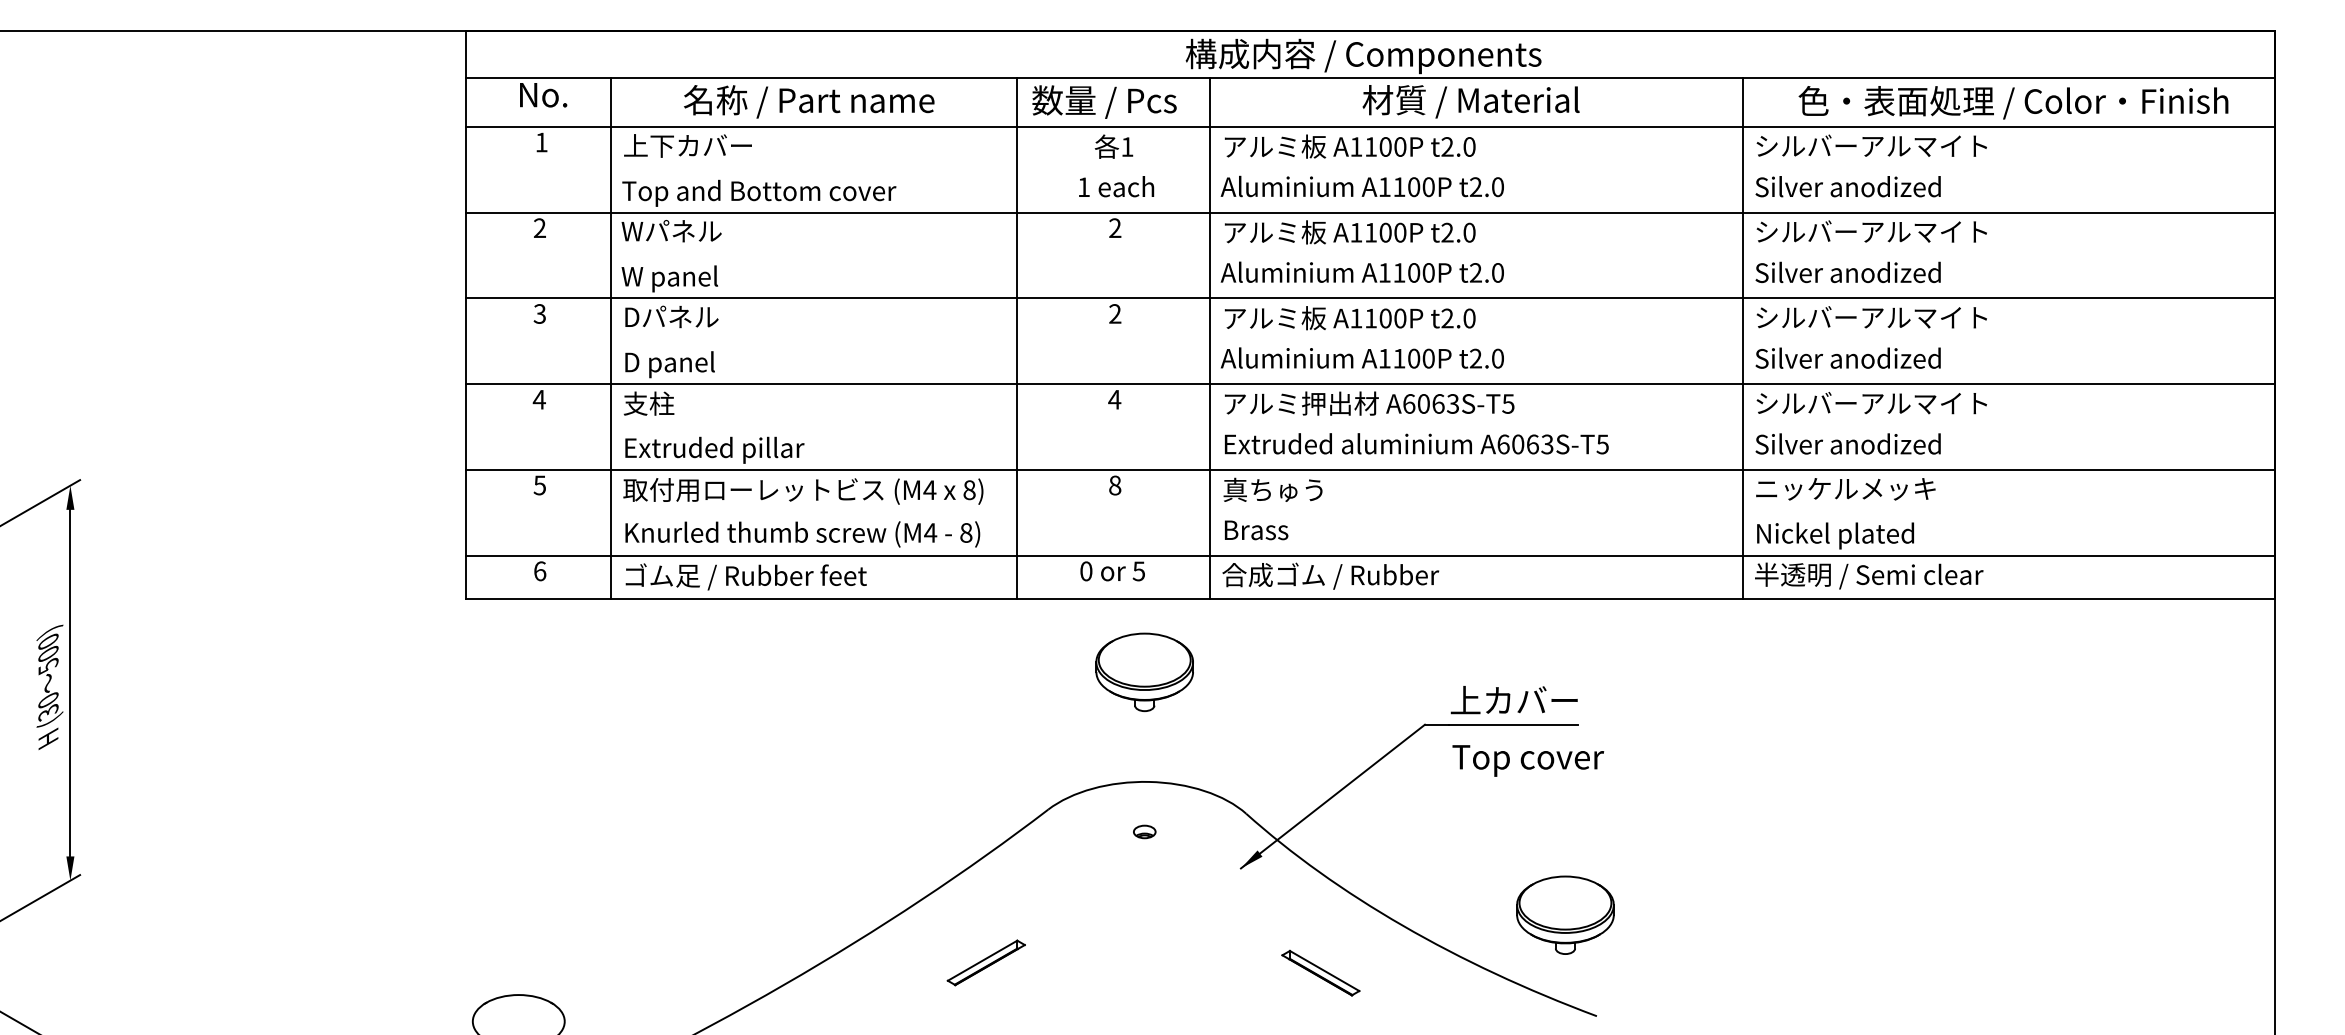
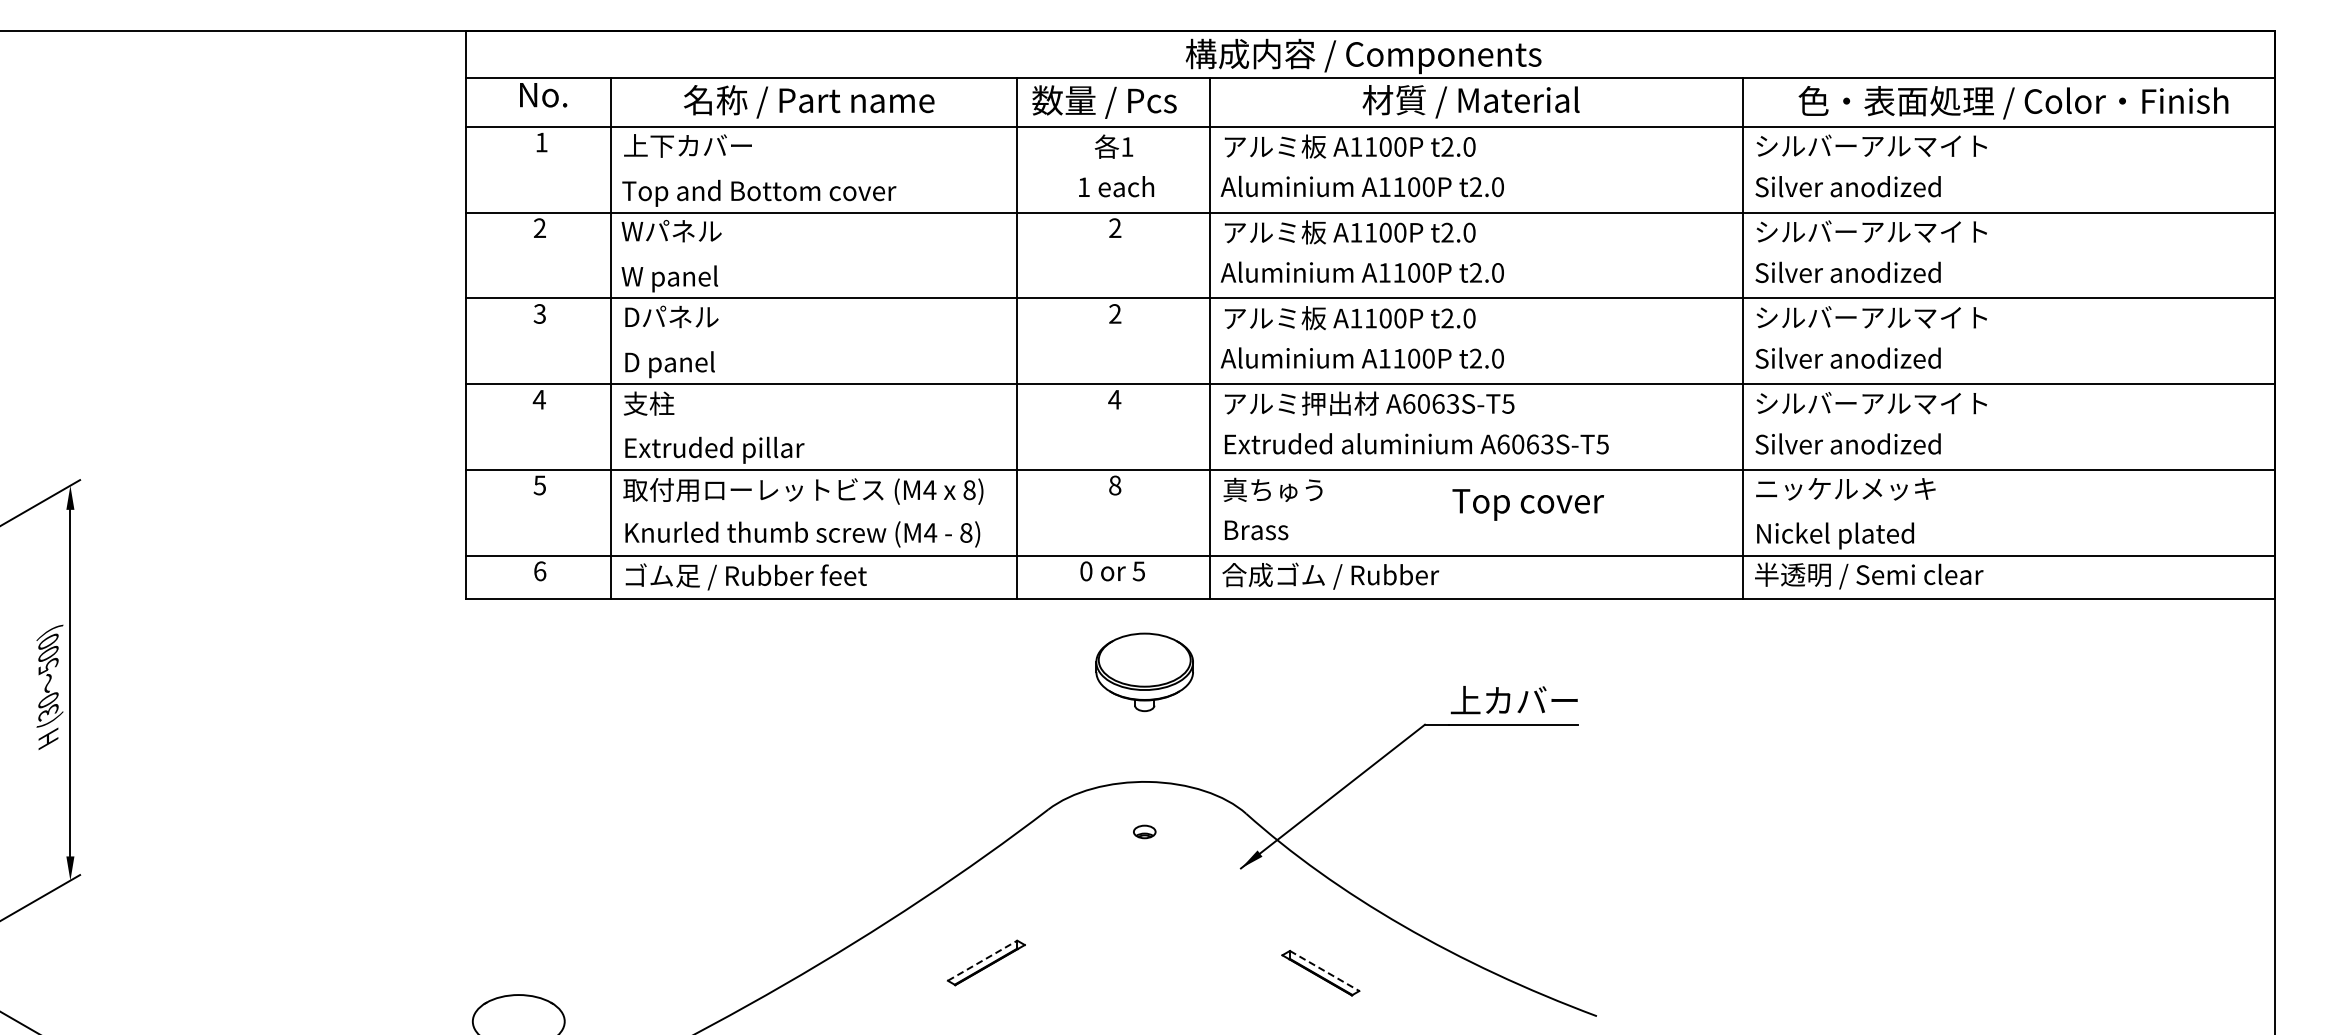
text position: (1528, 760) -> (1528, 504) (1528, 504)
part: present -> none (1565, 914)
line: solid -> dashed (983, 960)
line: solid -> dashed (1325, 971)
